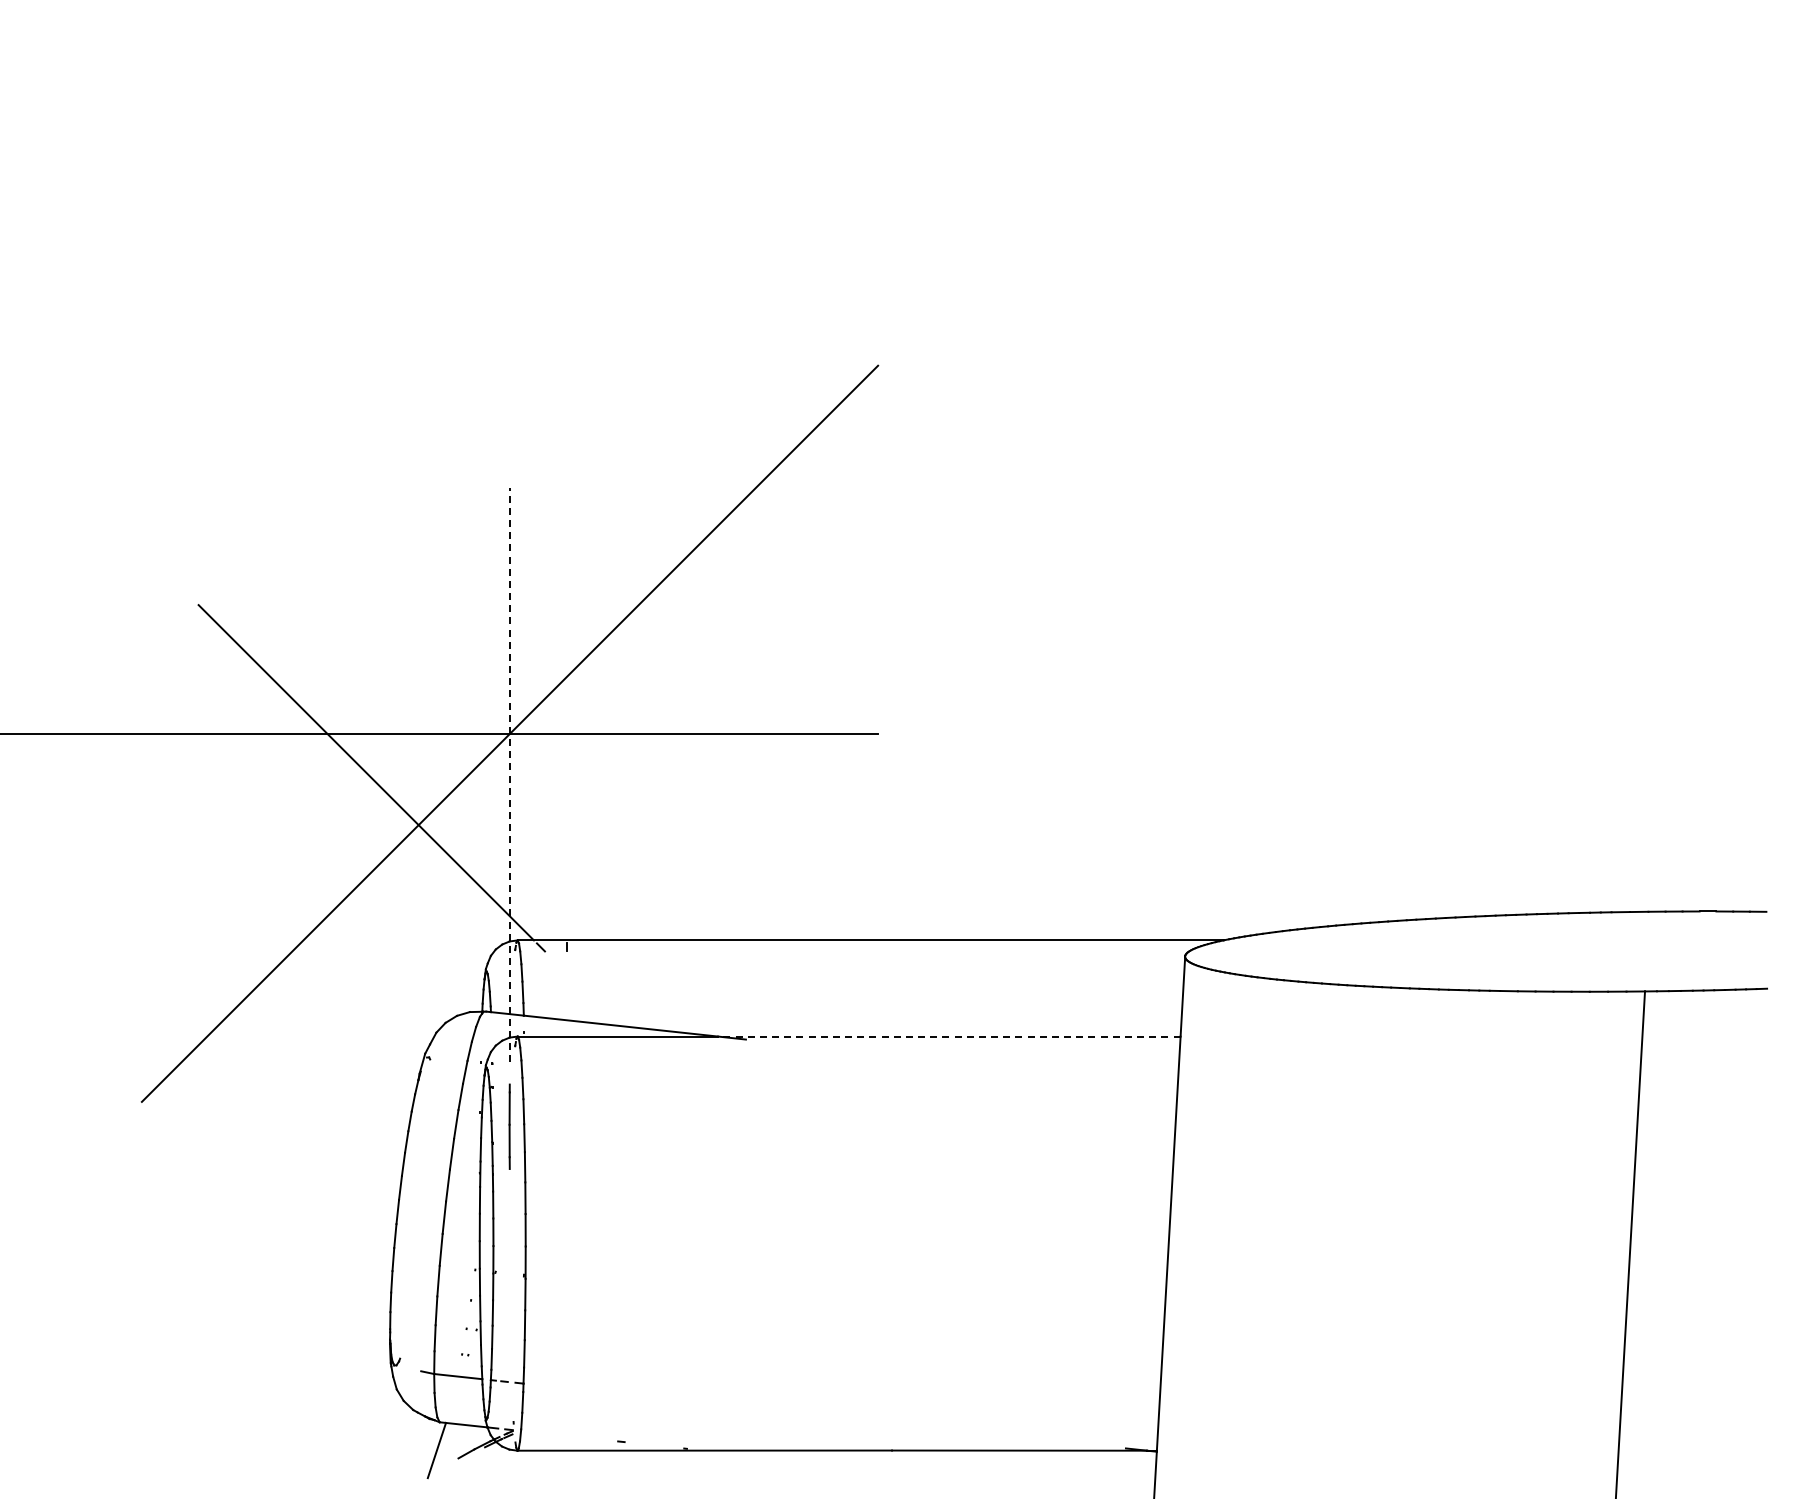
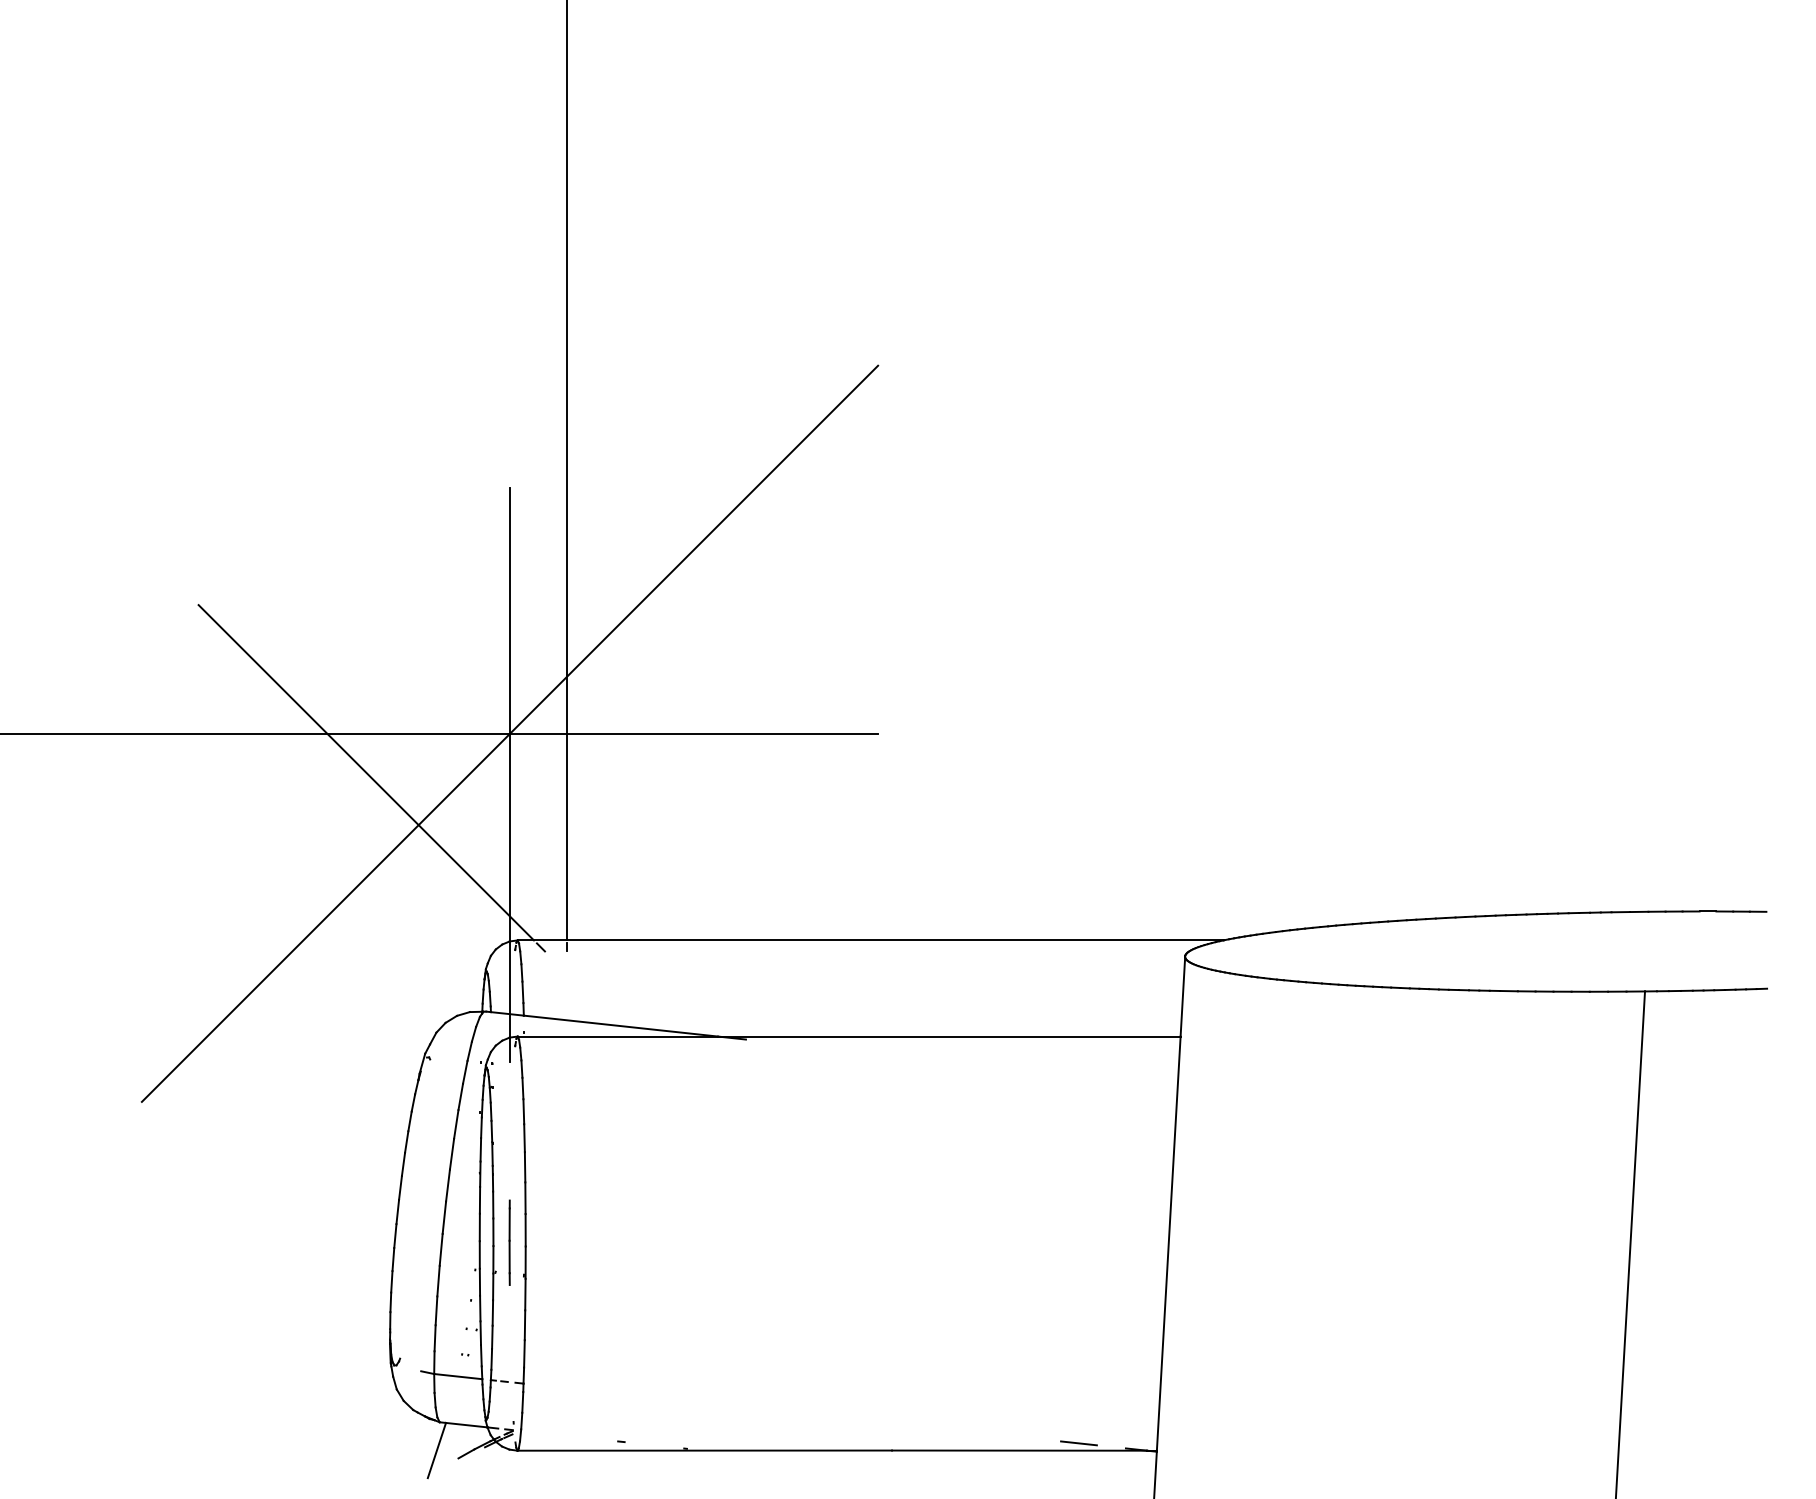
line: none -> present (566, 471)
line: dashed -> solid (510, 775)
line: dashed -> solid (948, 1036)
line position: (509, 1126) -> (509, 1242) (509, 1242)
line: none -> present (1078, 1443)
